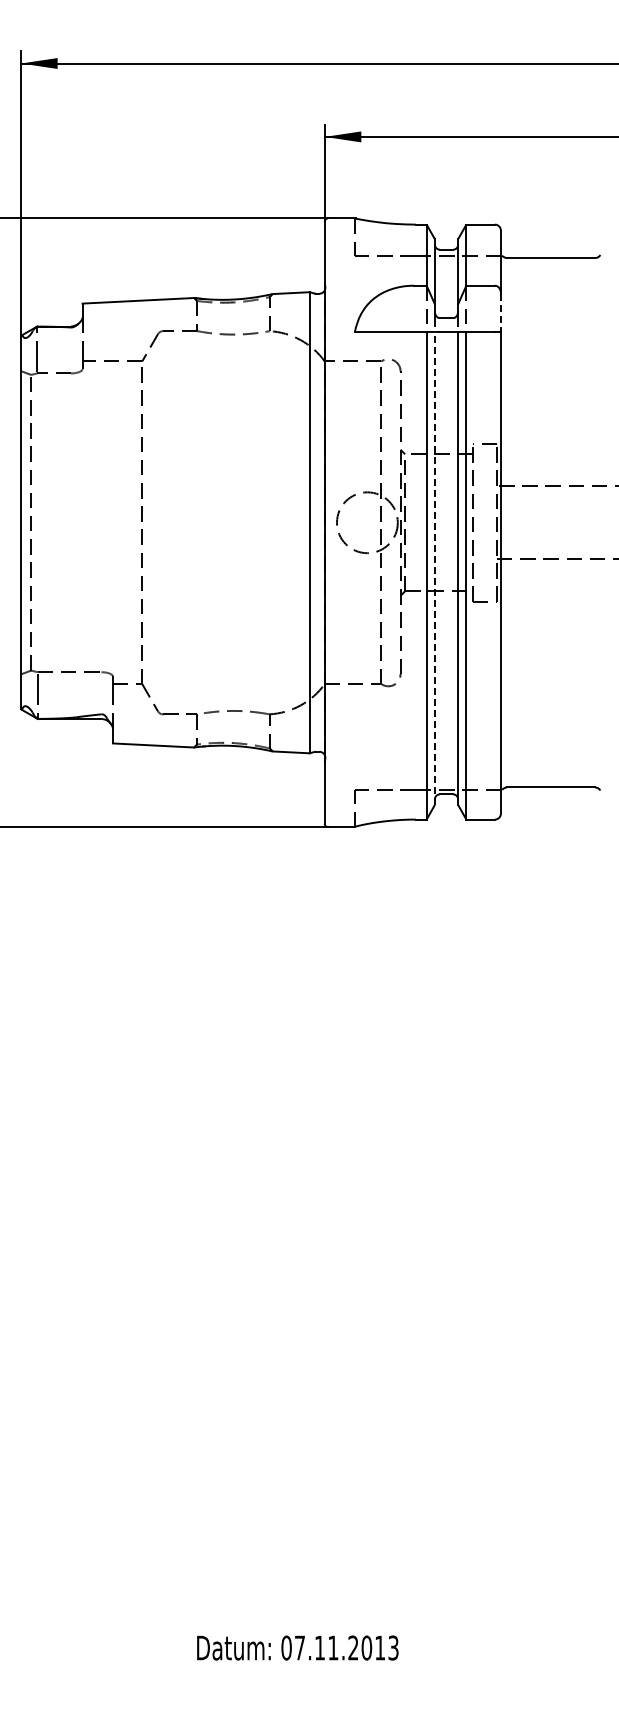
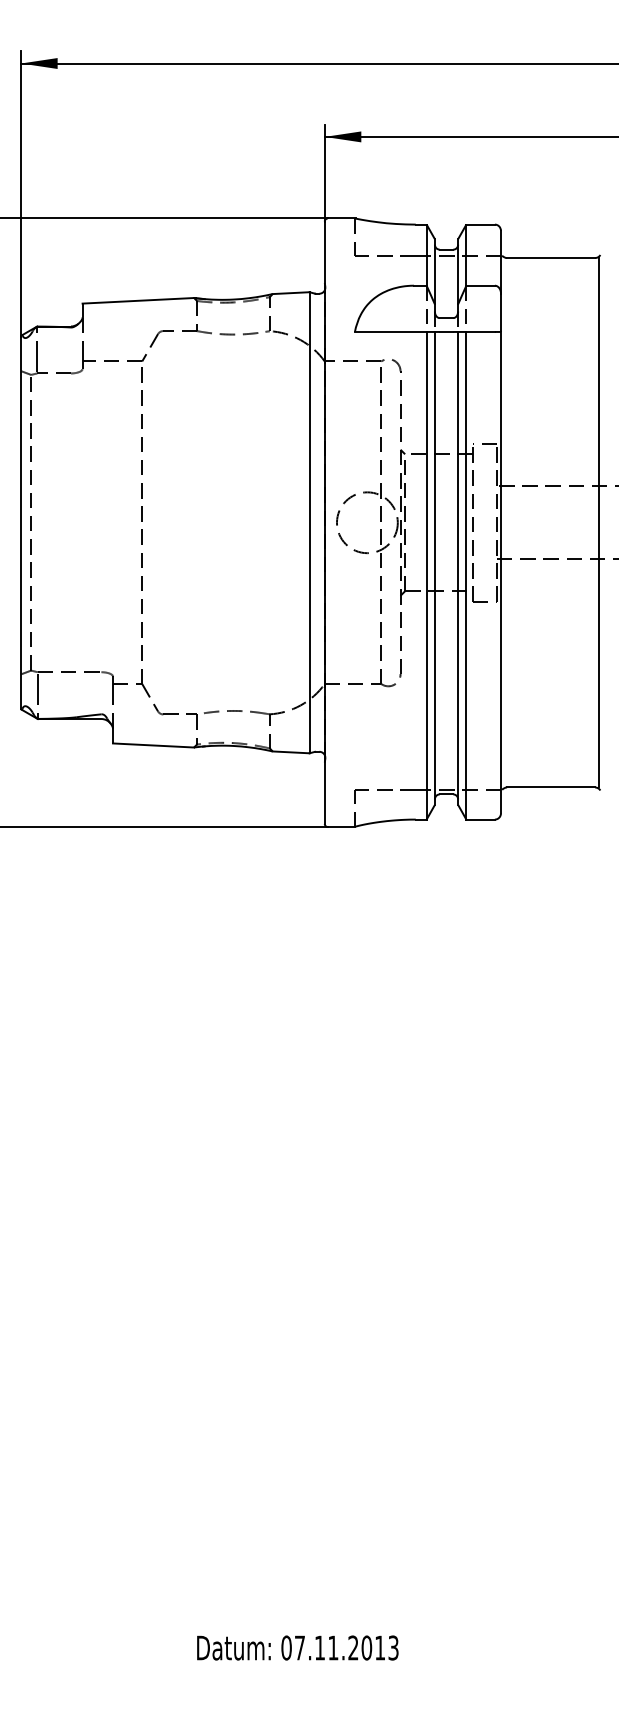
line: dashed -> solid (500, 312)
line: none -> present (598, 522)
line: dashed -> solid (434, 567)
